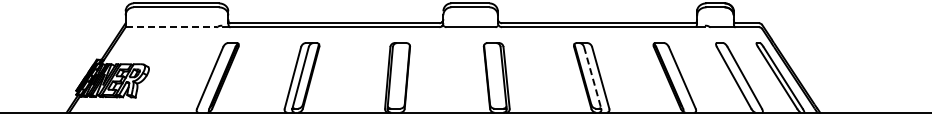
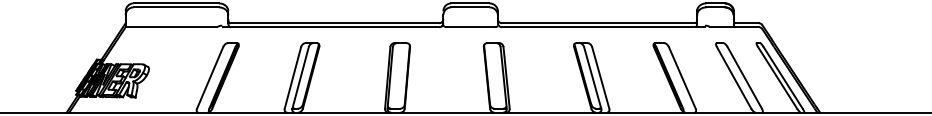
line: dashed -> solid (171, 27)
line: dashed -> solid (592, 77)
